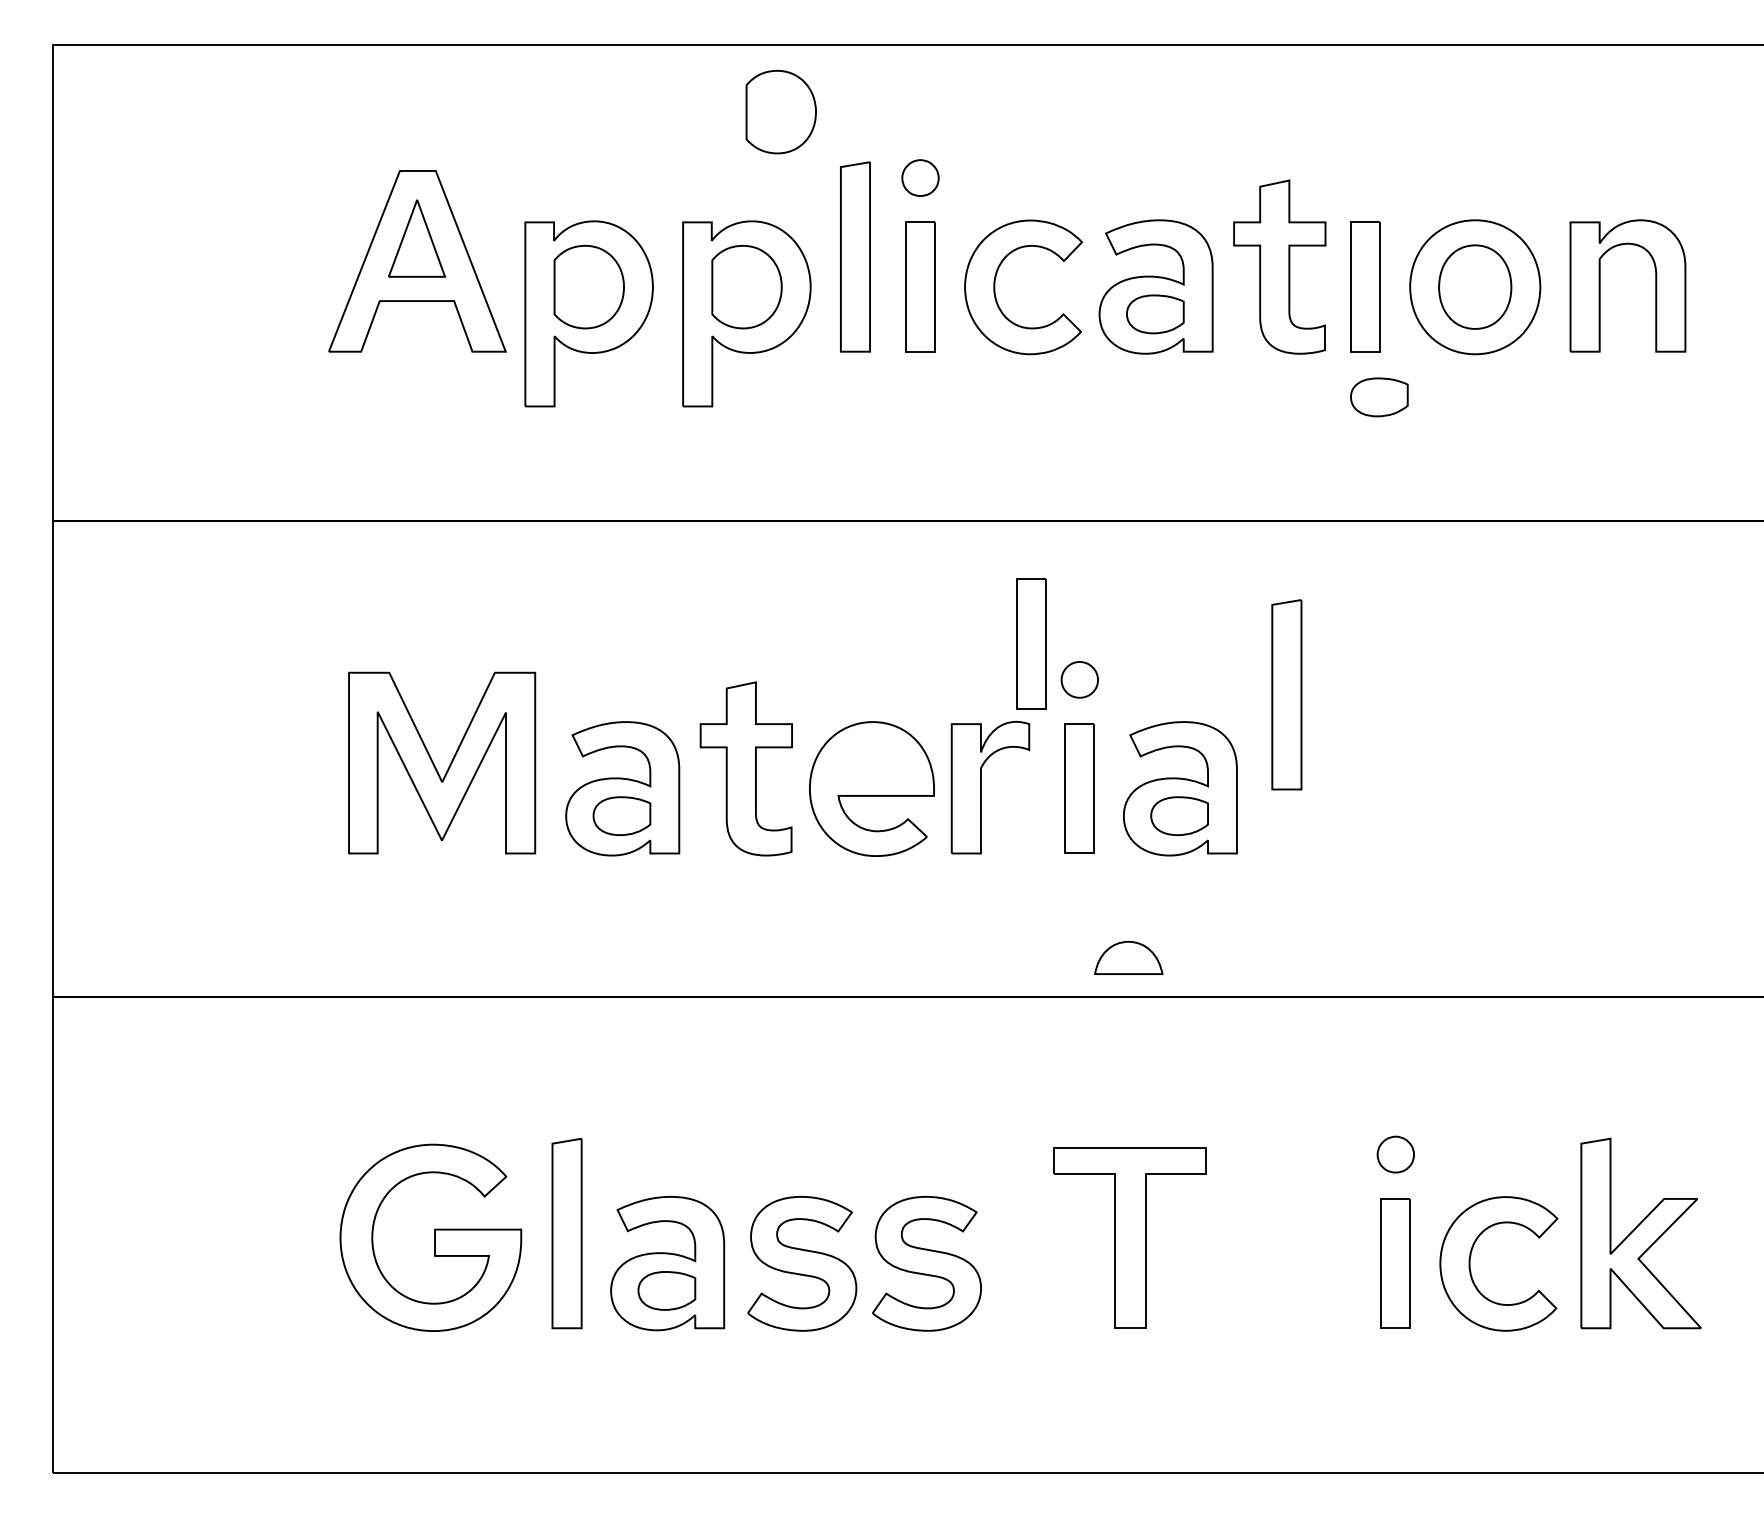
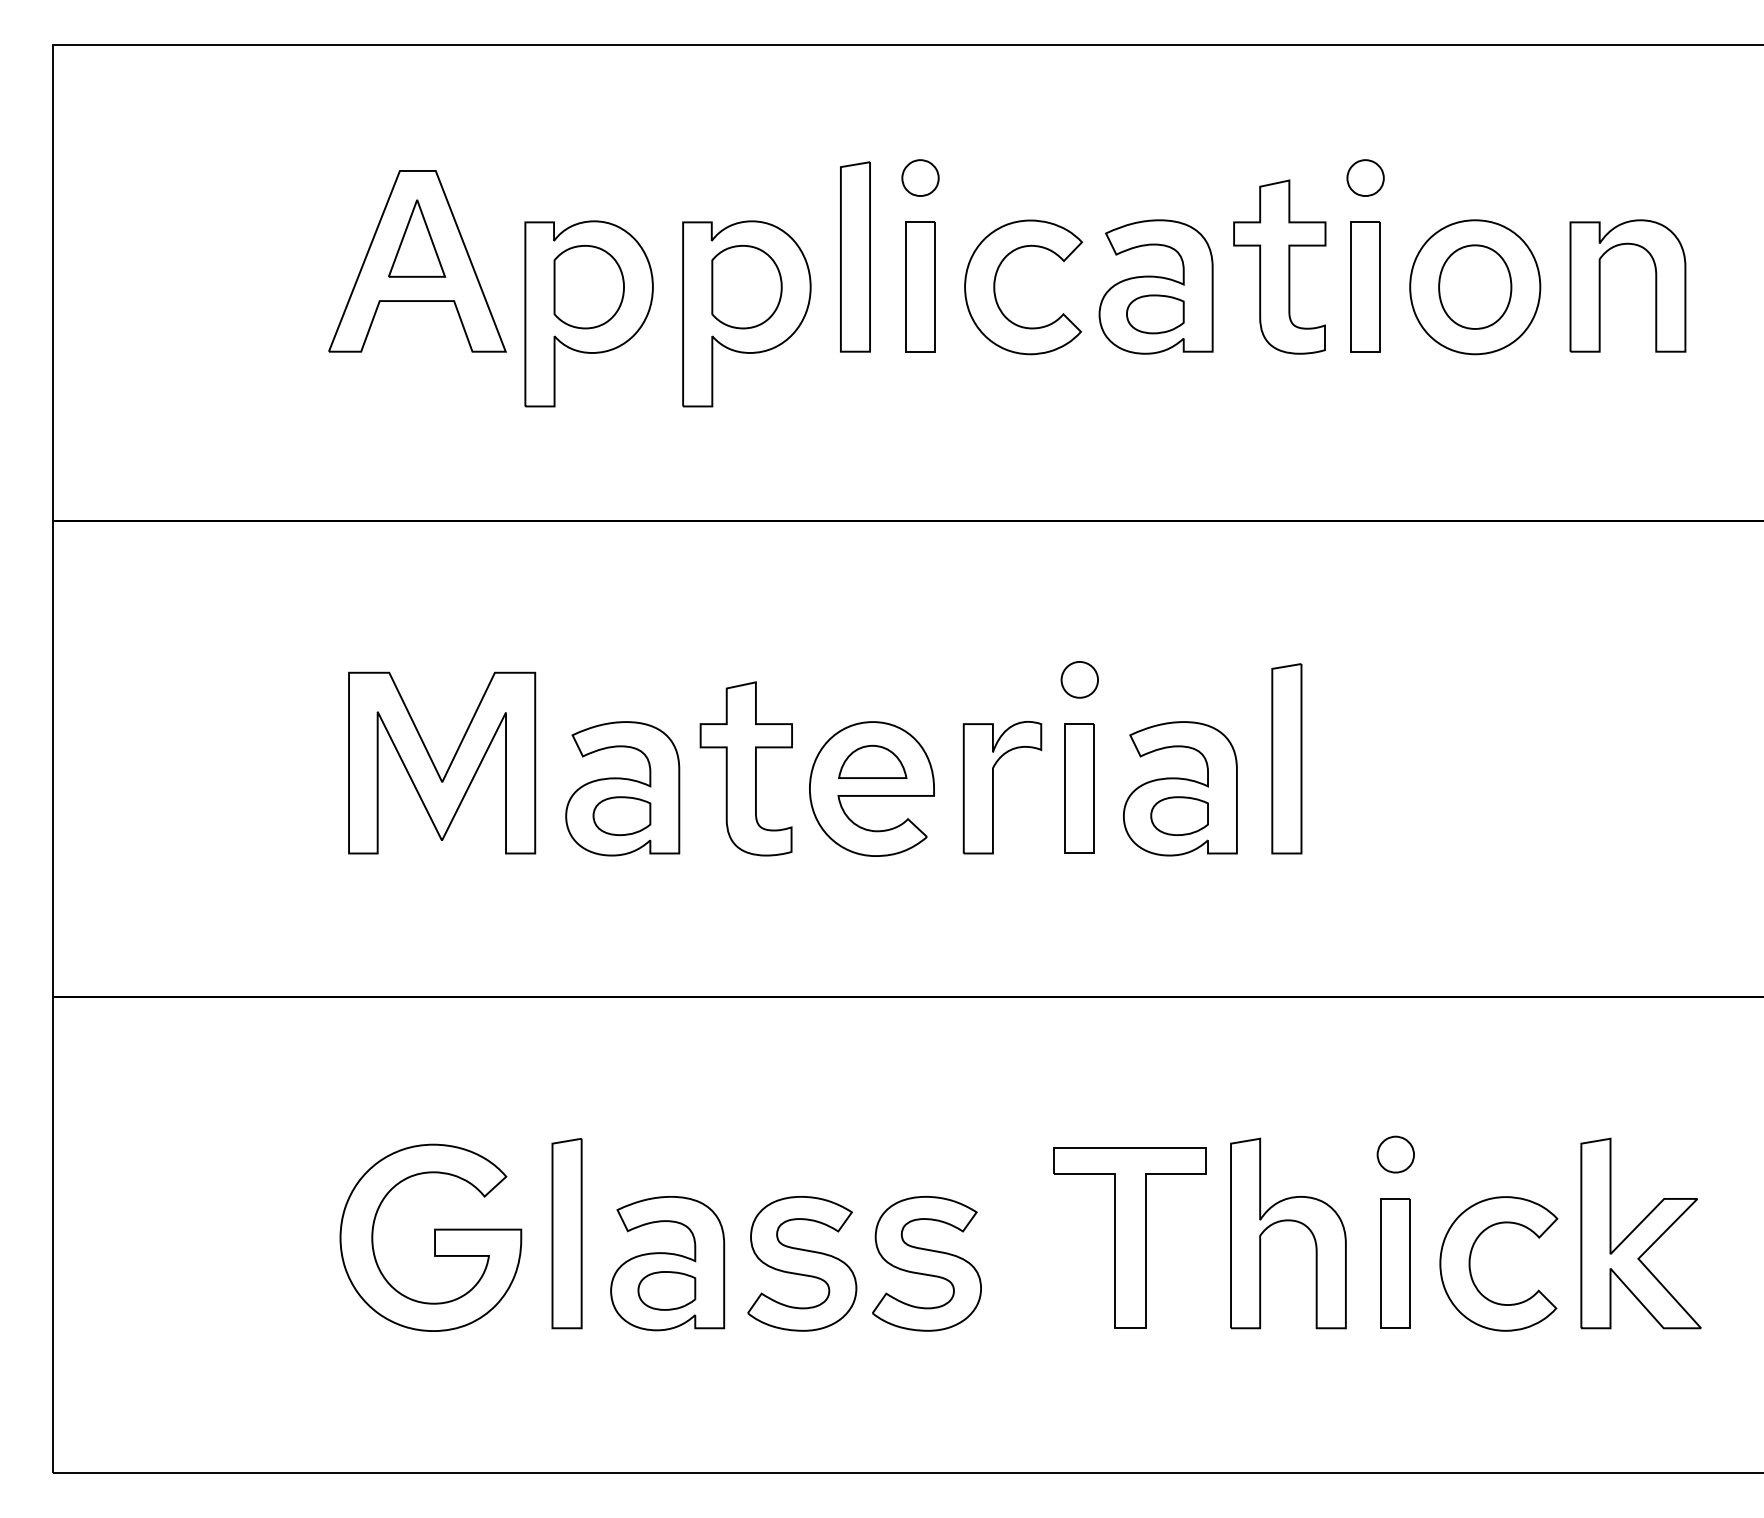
part: present -> none (780, 112)
part: none -> present (1365, 177)
part: present -> none (1379, 397)
part: present -> none (1031, 643)
part position: (1286, 694) -> (1286, 758) (1286, 758)
part position: (981, 787) -> (993, 787) (993, 787)
part position: (1128, 957) -> (872, 761) (872, 761)
part: none -> present (1288, 1221)
